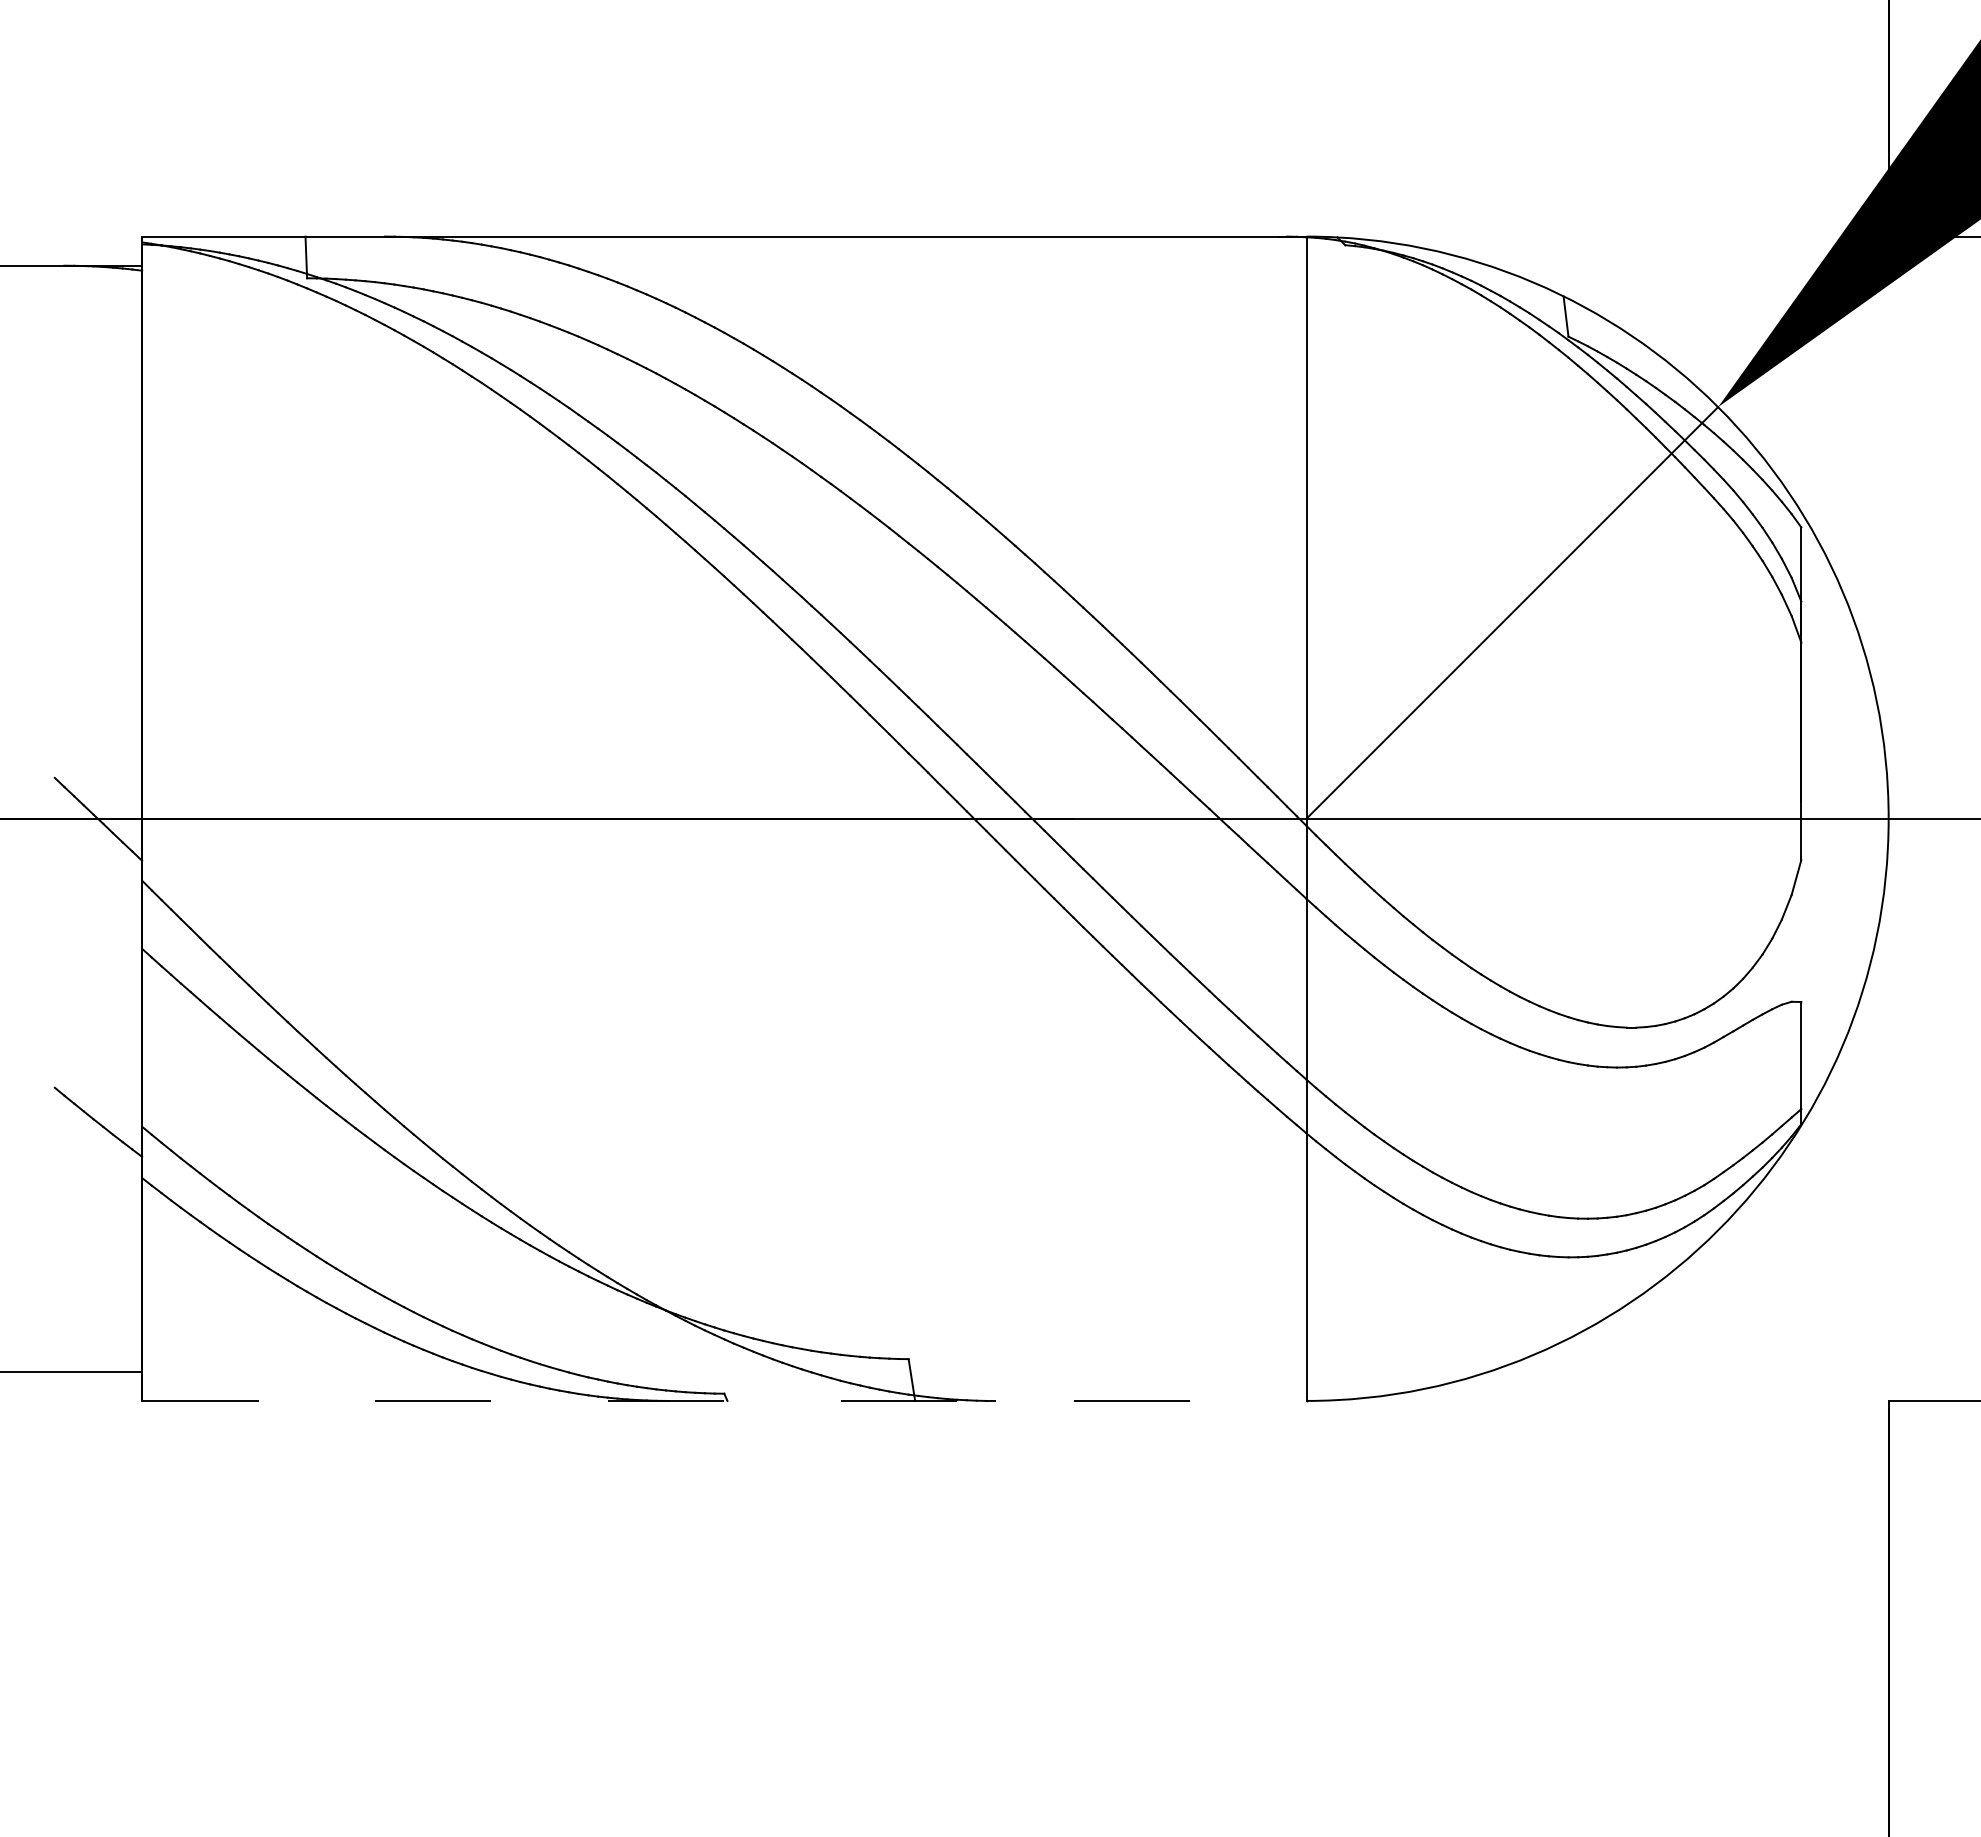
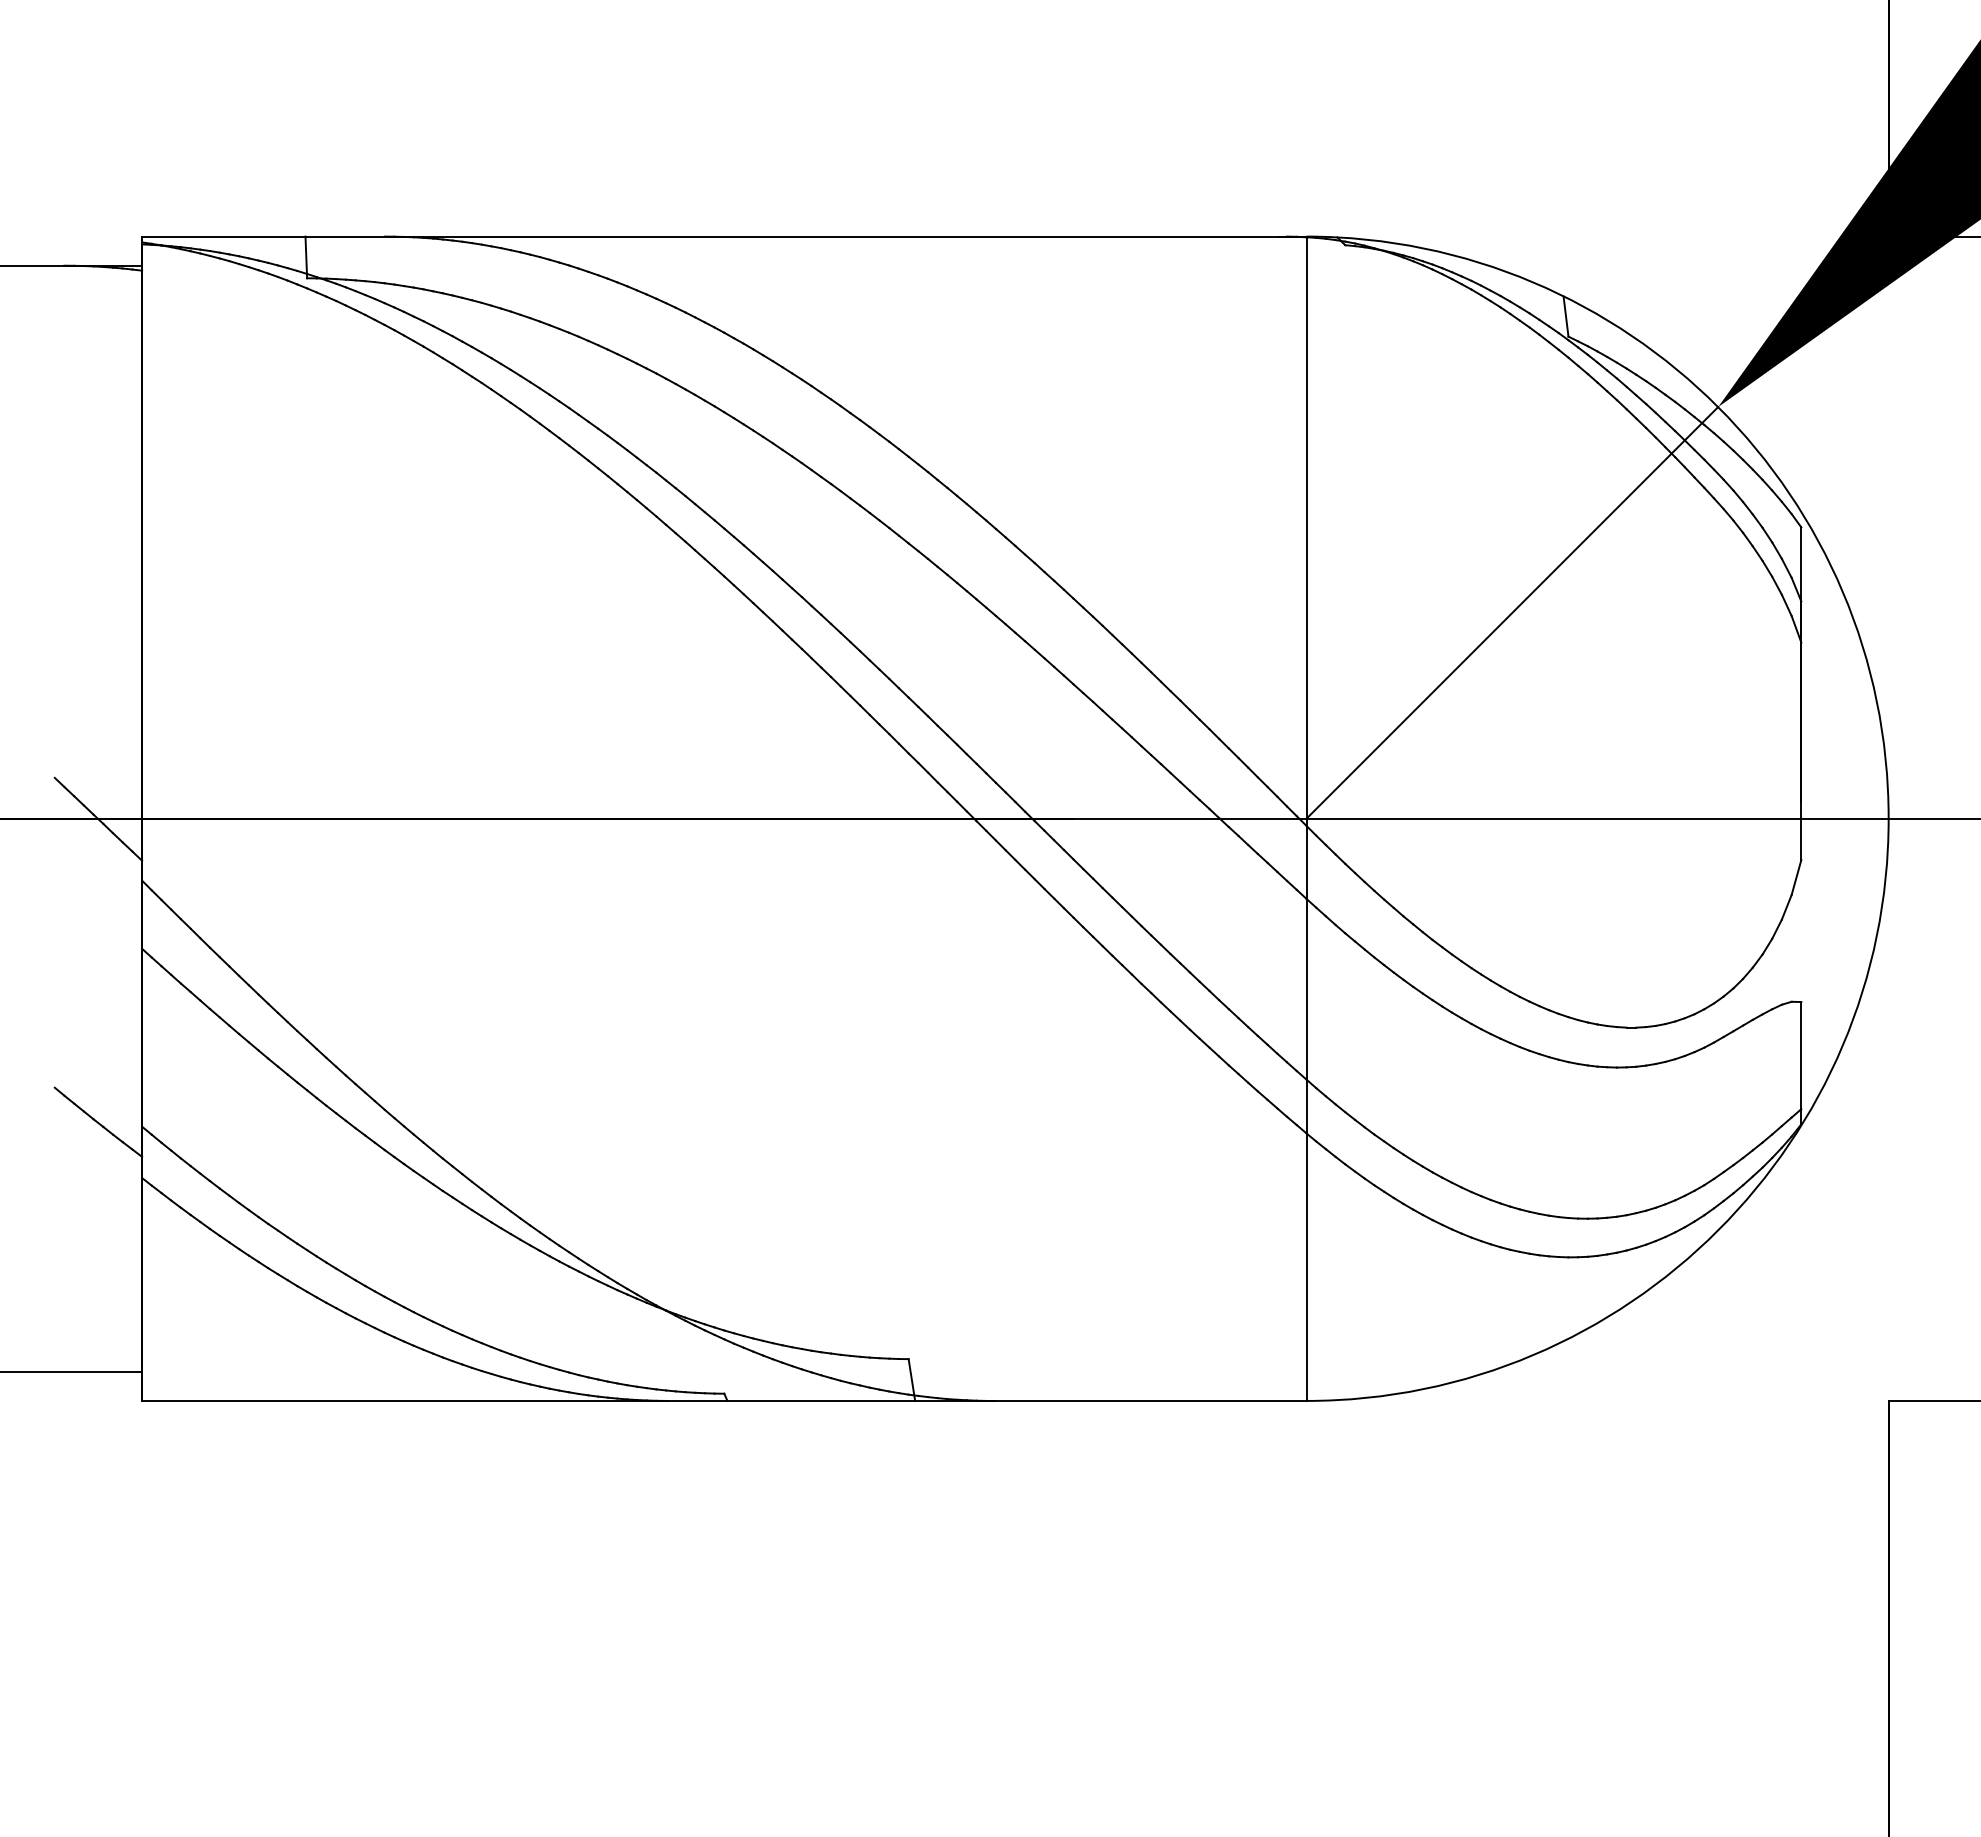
line: dashed -> solid (724, 1400)
